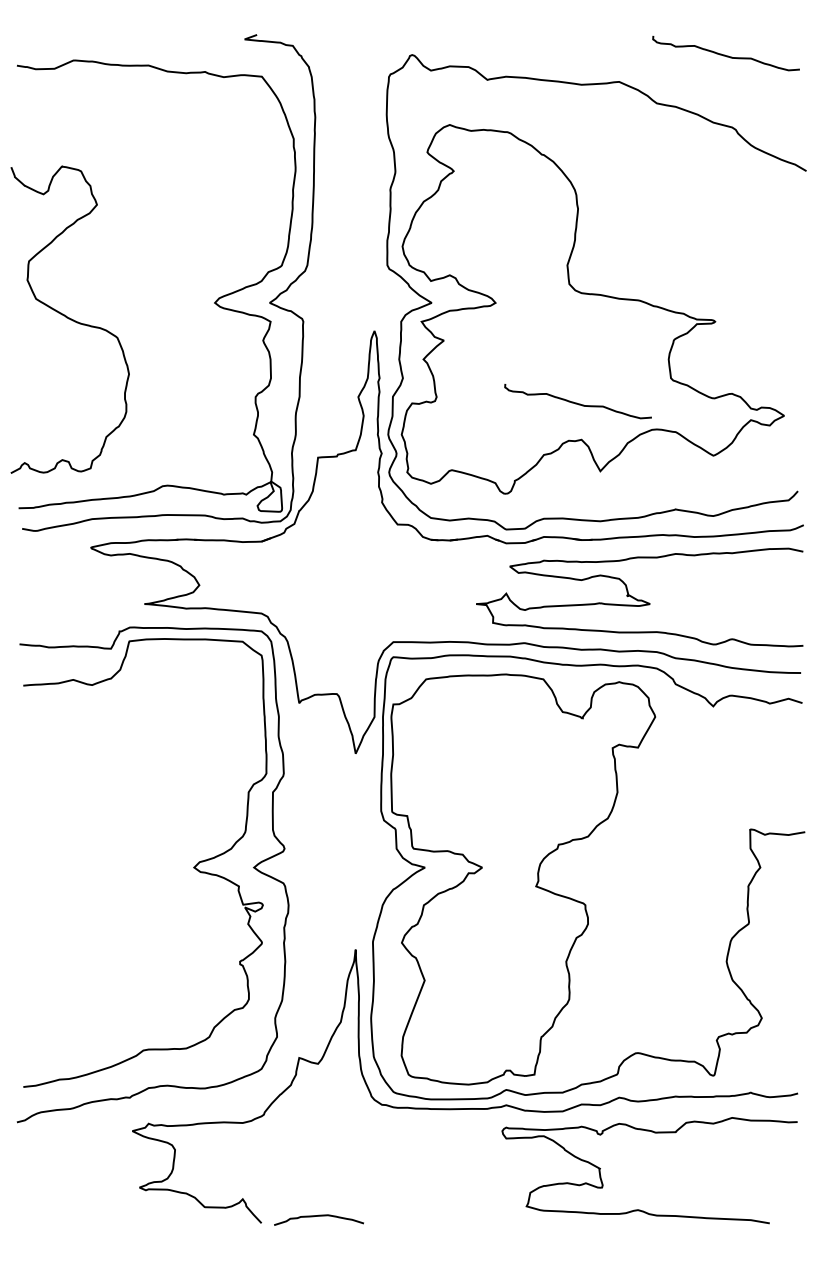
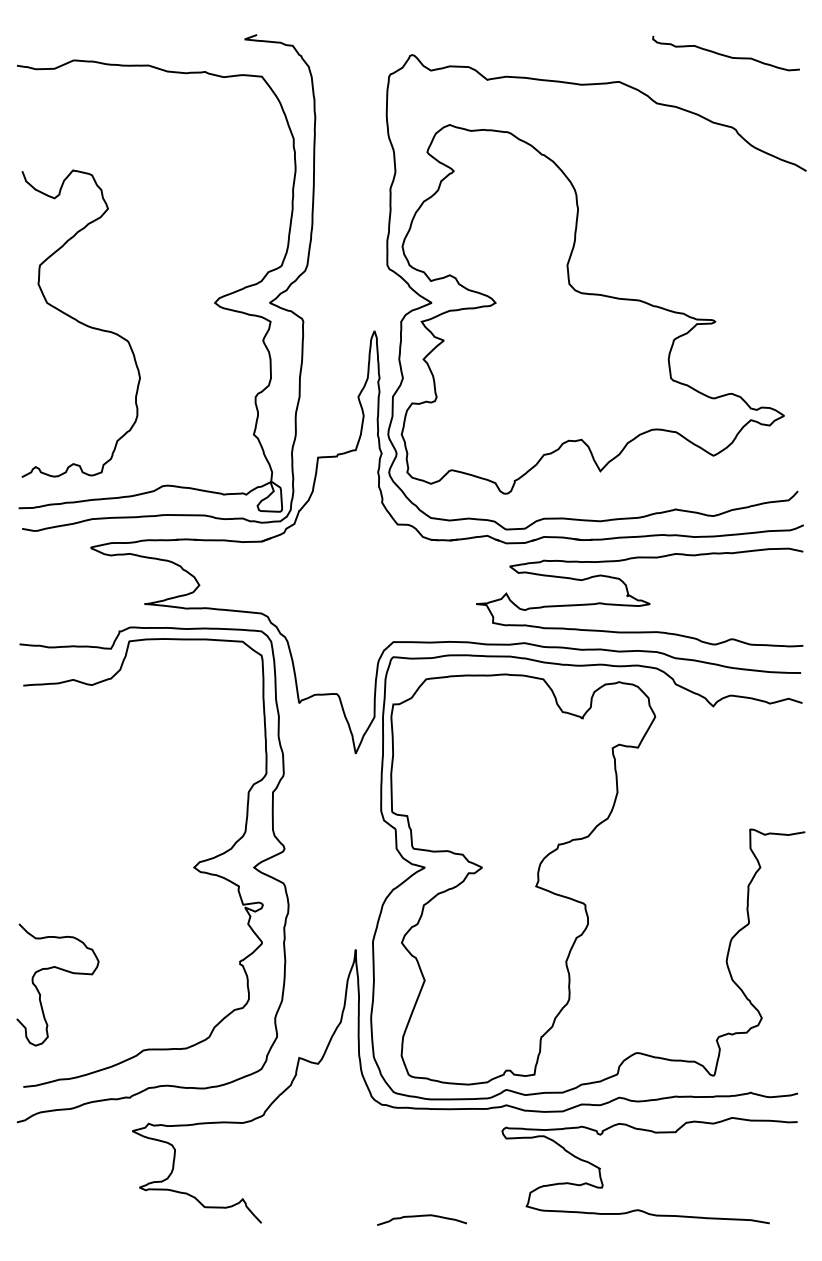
curve position: (69, 319) -> (80, 323) (80, 323)
curve: present -> none (577, 402)
curve: none -> present (61, 970)
curve position: (318, 1216) -> (421, 1216) (421, 1216)
